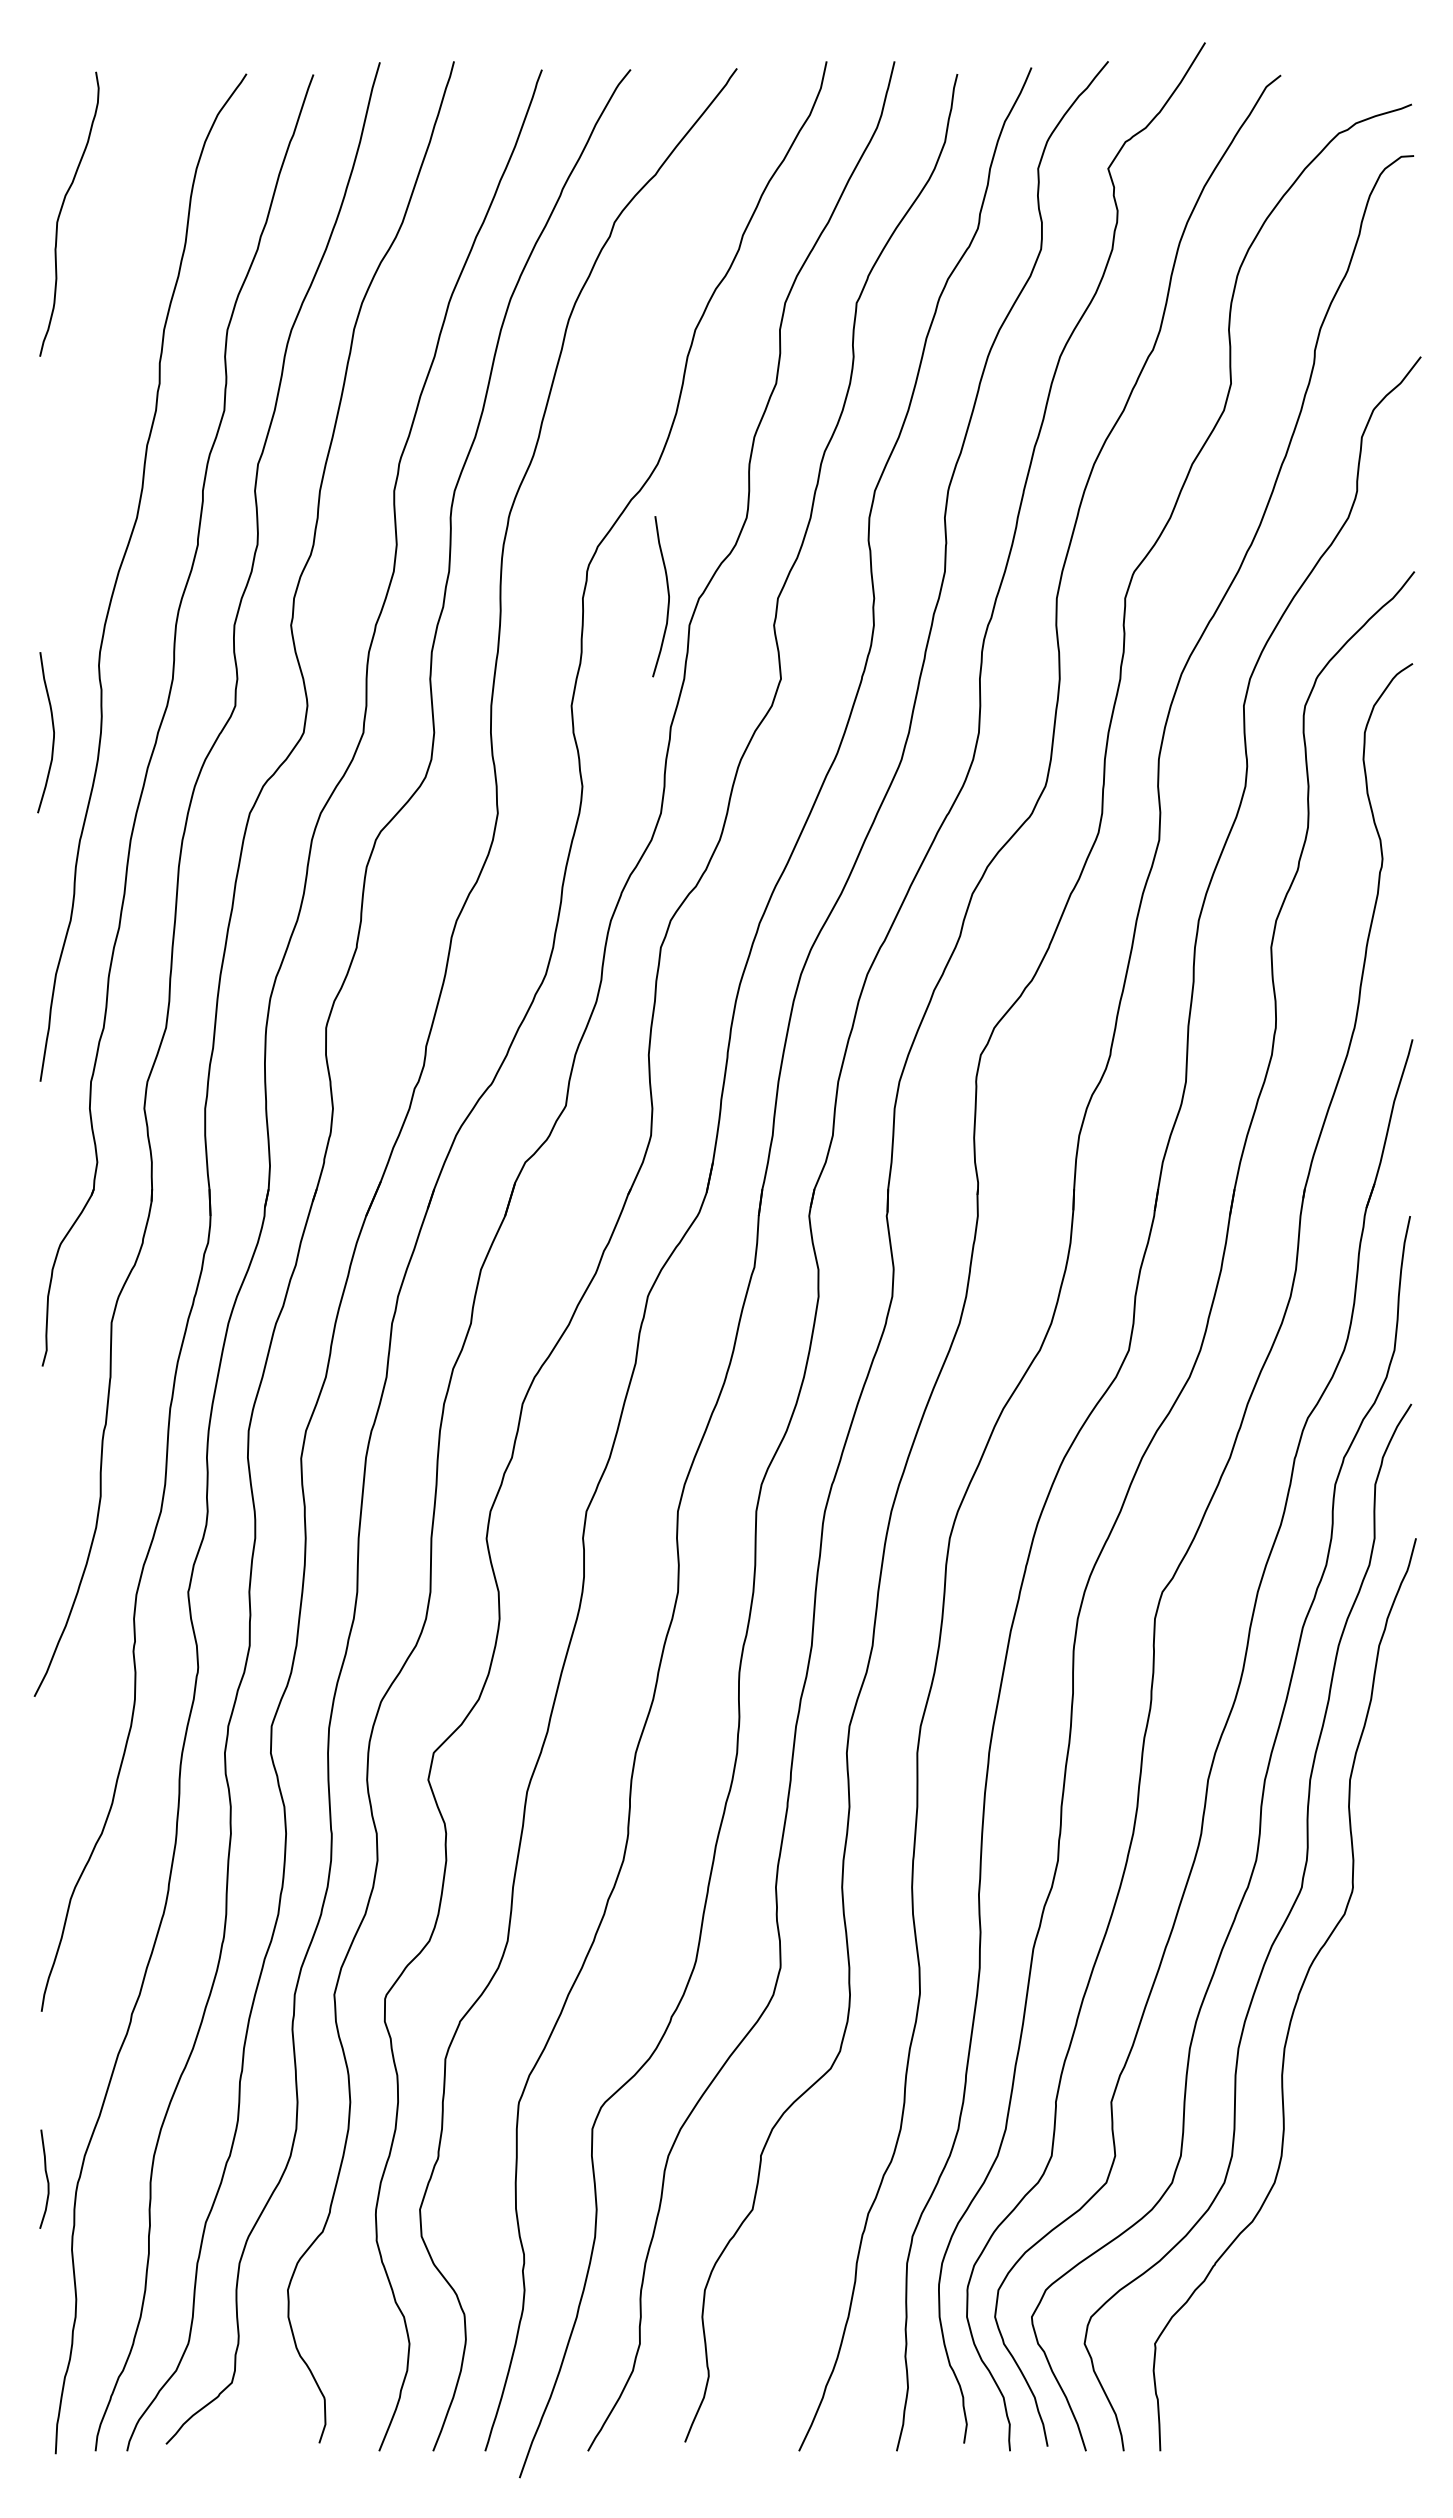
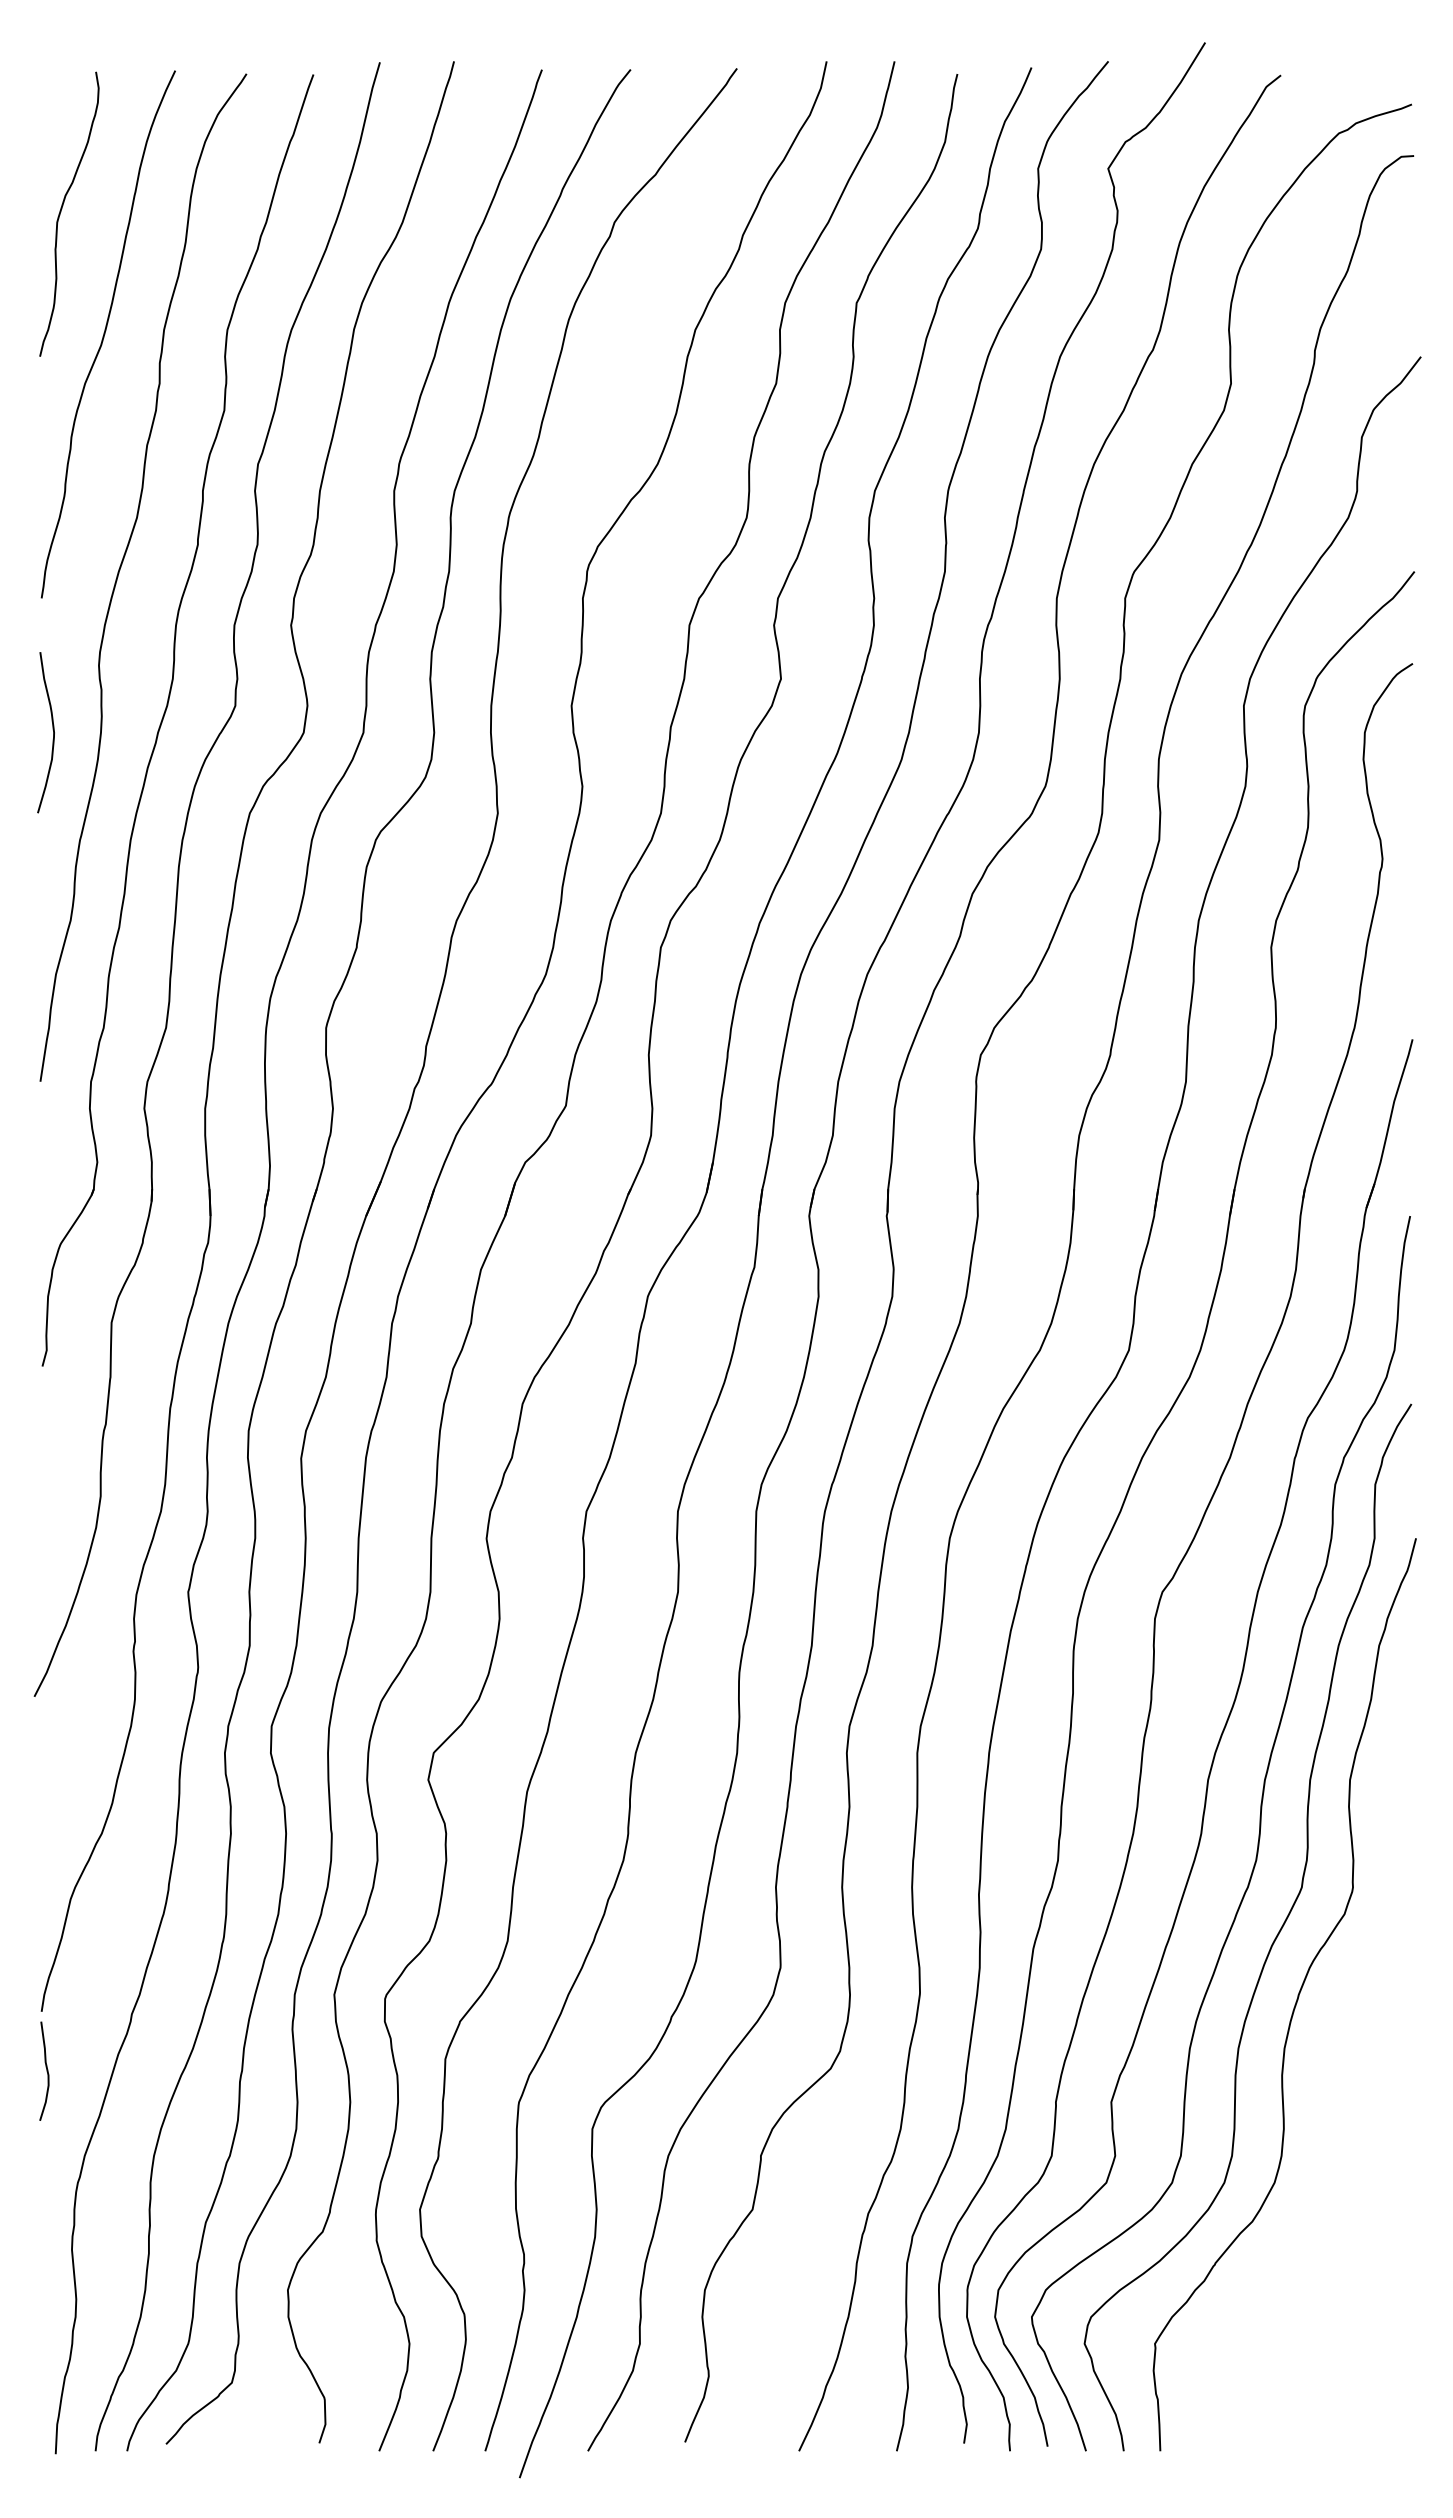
curve: none -> present (105, 334)
curve: present -> none (667, 593)
curve position: (46, 2178) -> (46, 2070) (46, 2070)
